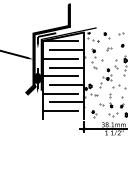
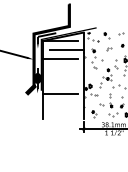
line: present -> none (66, 67)
line: present -> none (60, 76)
line: present -> none (66, 84)
line: present -> none (66, 102)
line: present -> none (60, 111)
